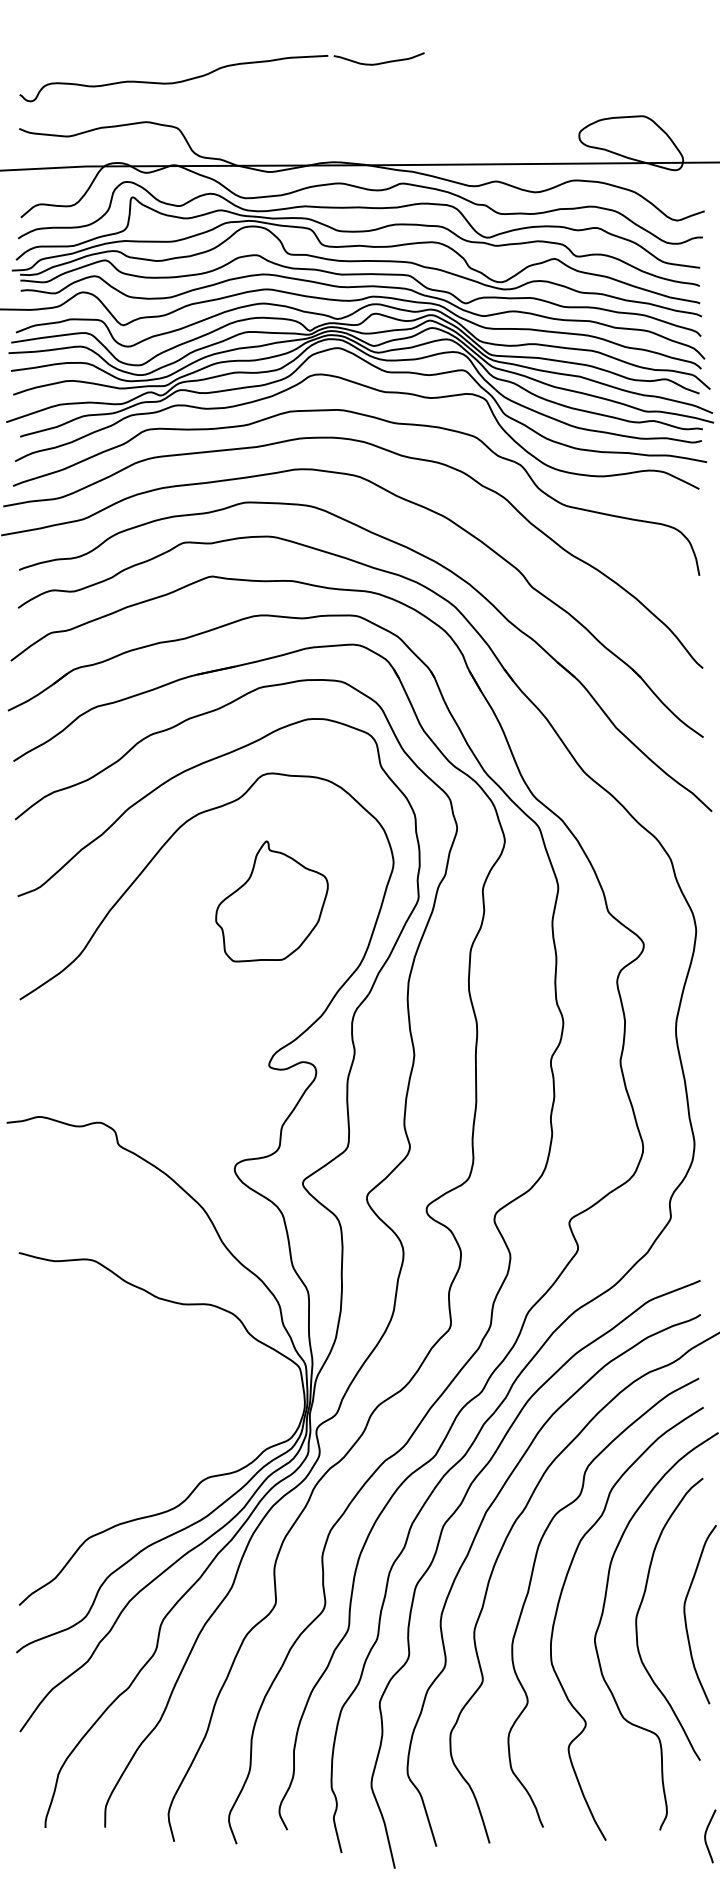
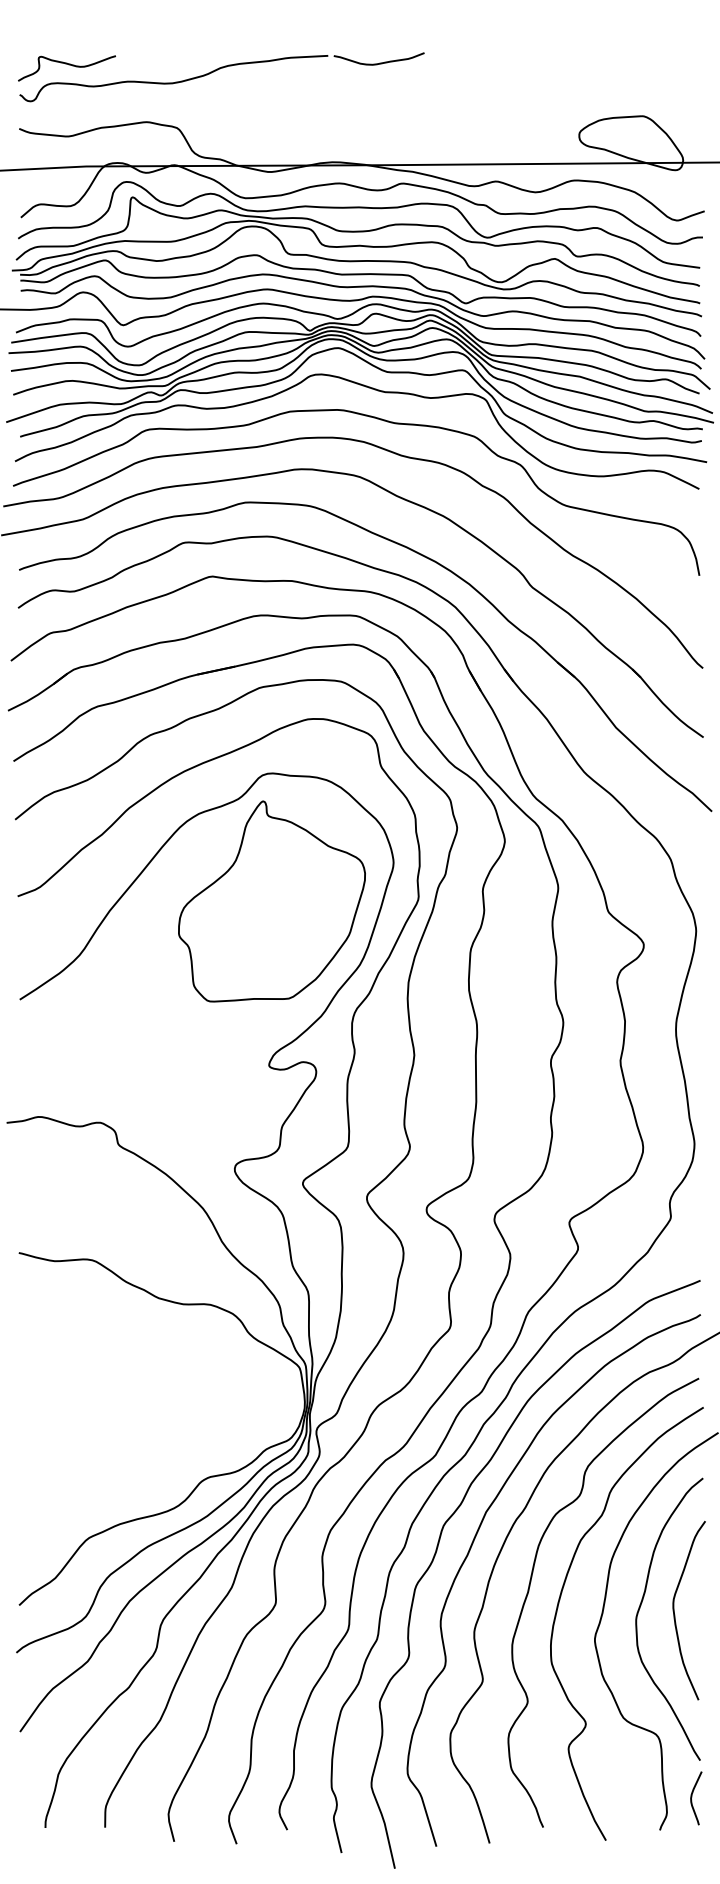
curve: none -> present (68, 65)
part size: 114x123 px -> 188x203 px (271, 901)
curve position: (686, 1618) -> (675, 1614) (675, 1614)
curve position: (706, 1835) -> (692, 1797) (692, 1797)
